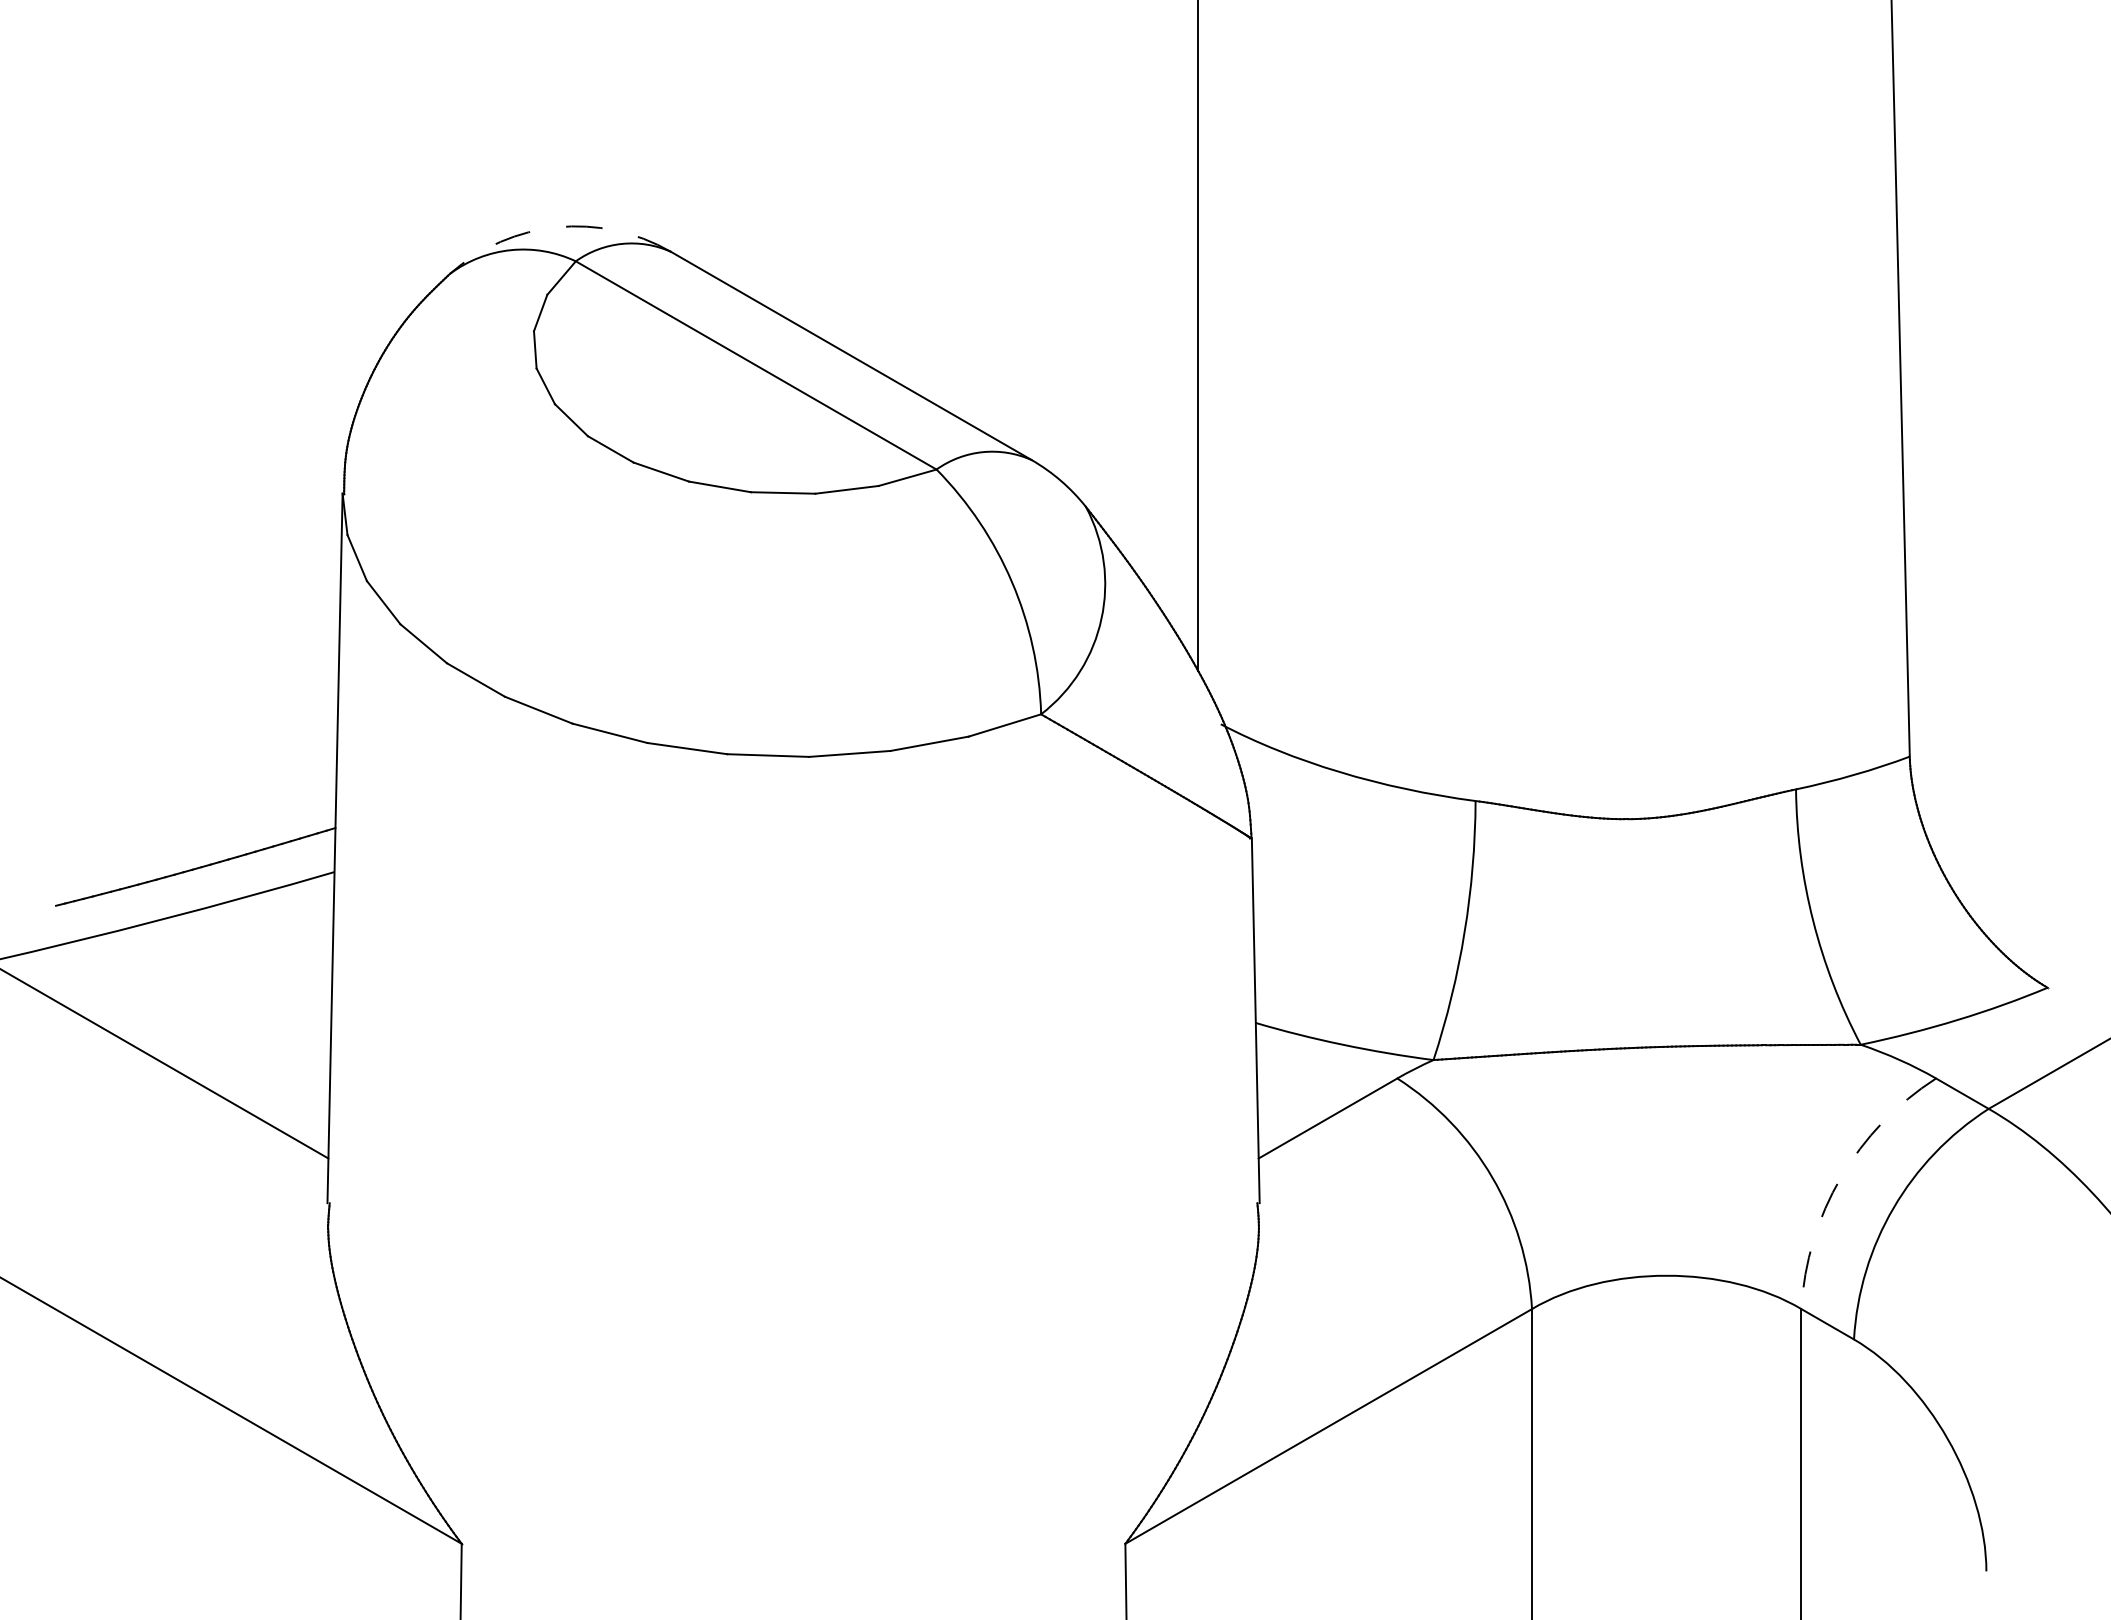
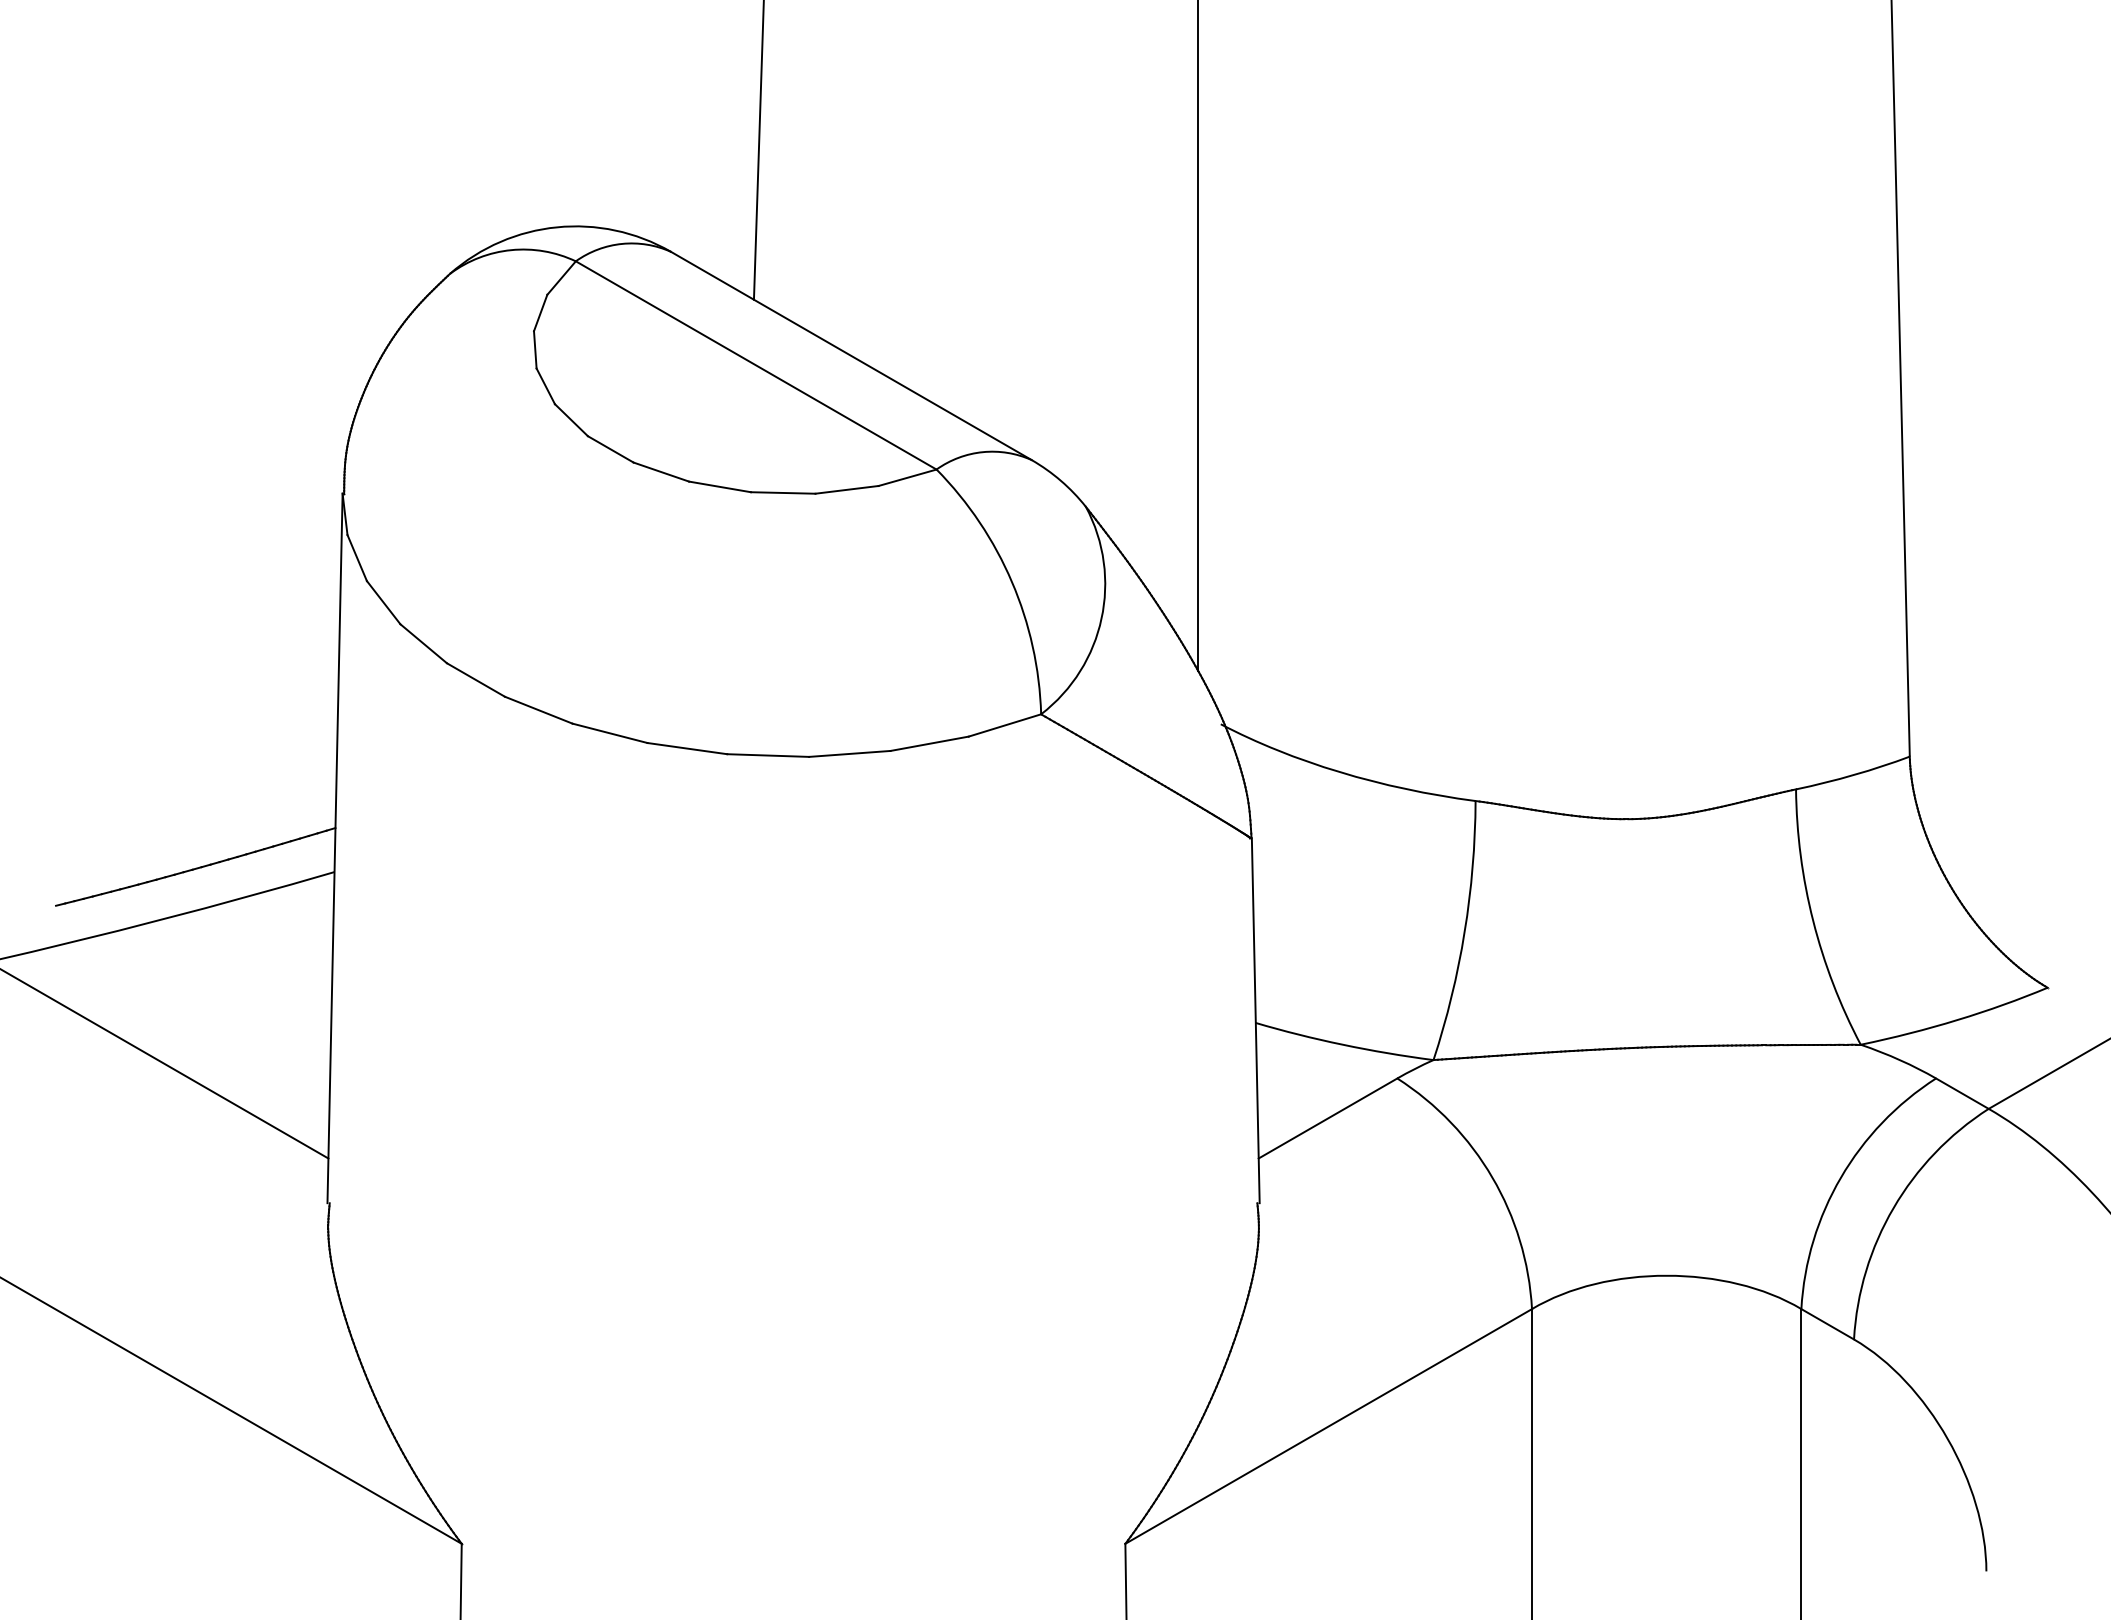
line: none -> present (758, 150)
arc: dashed -> solid (557, 227)
arc: dashed -> solid (1840, 1177)
